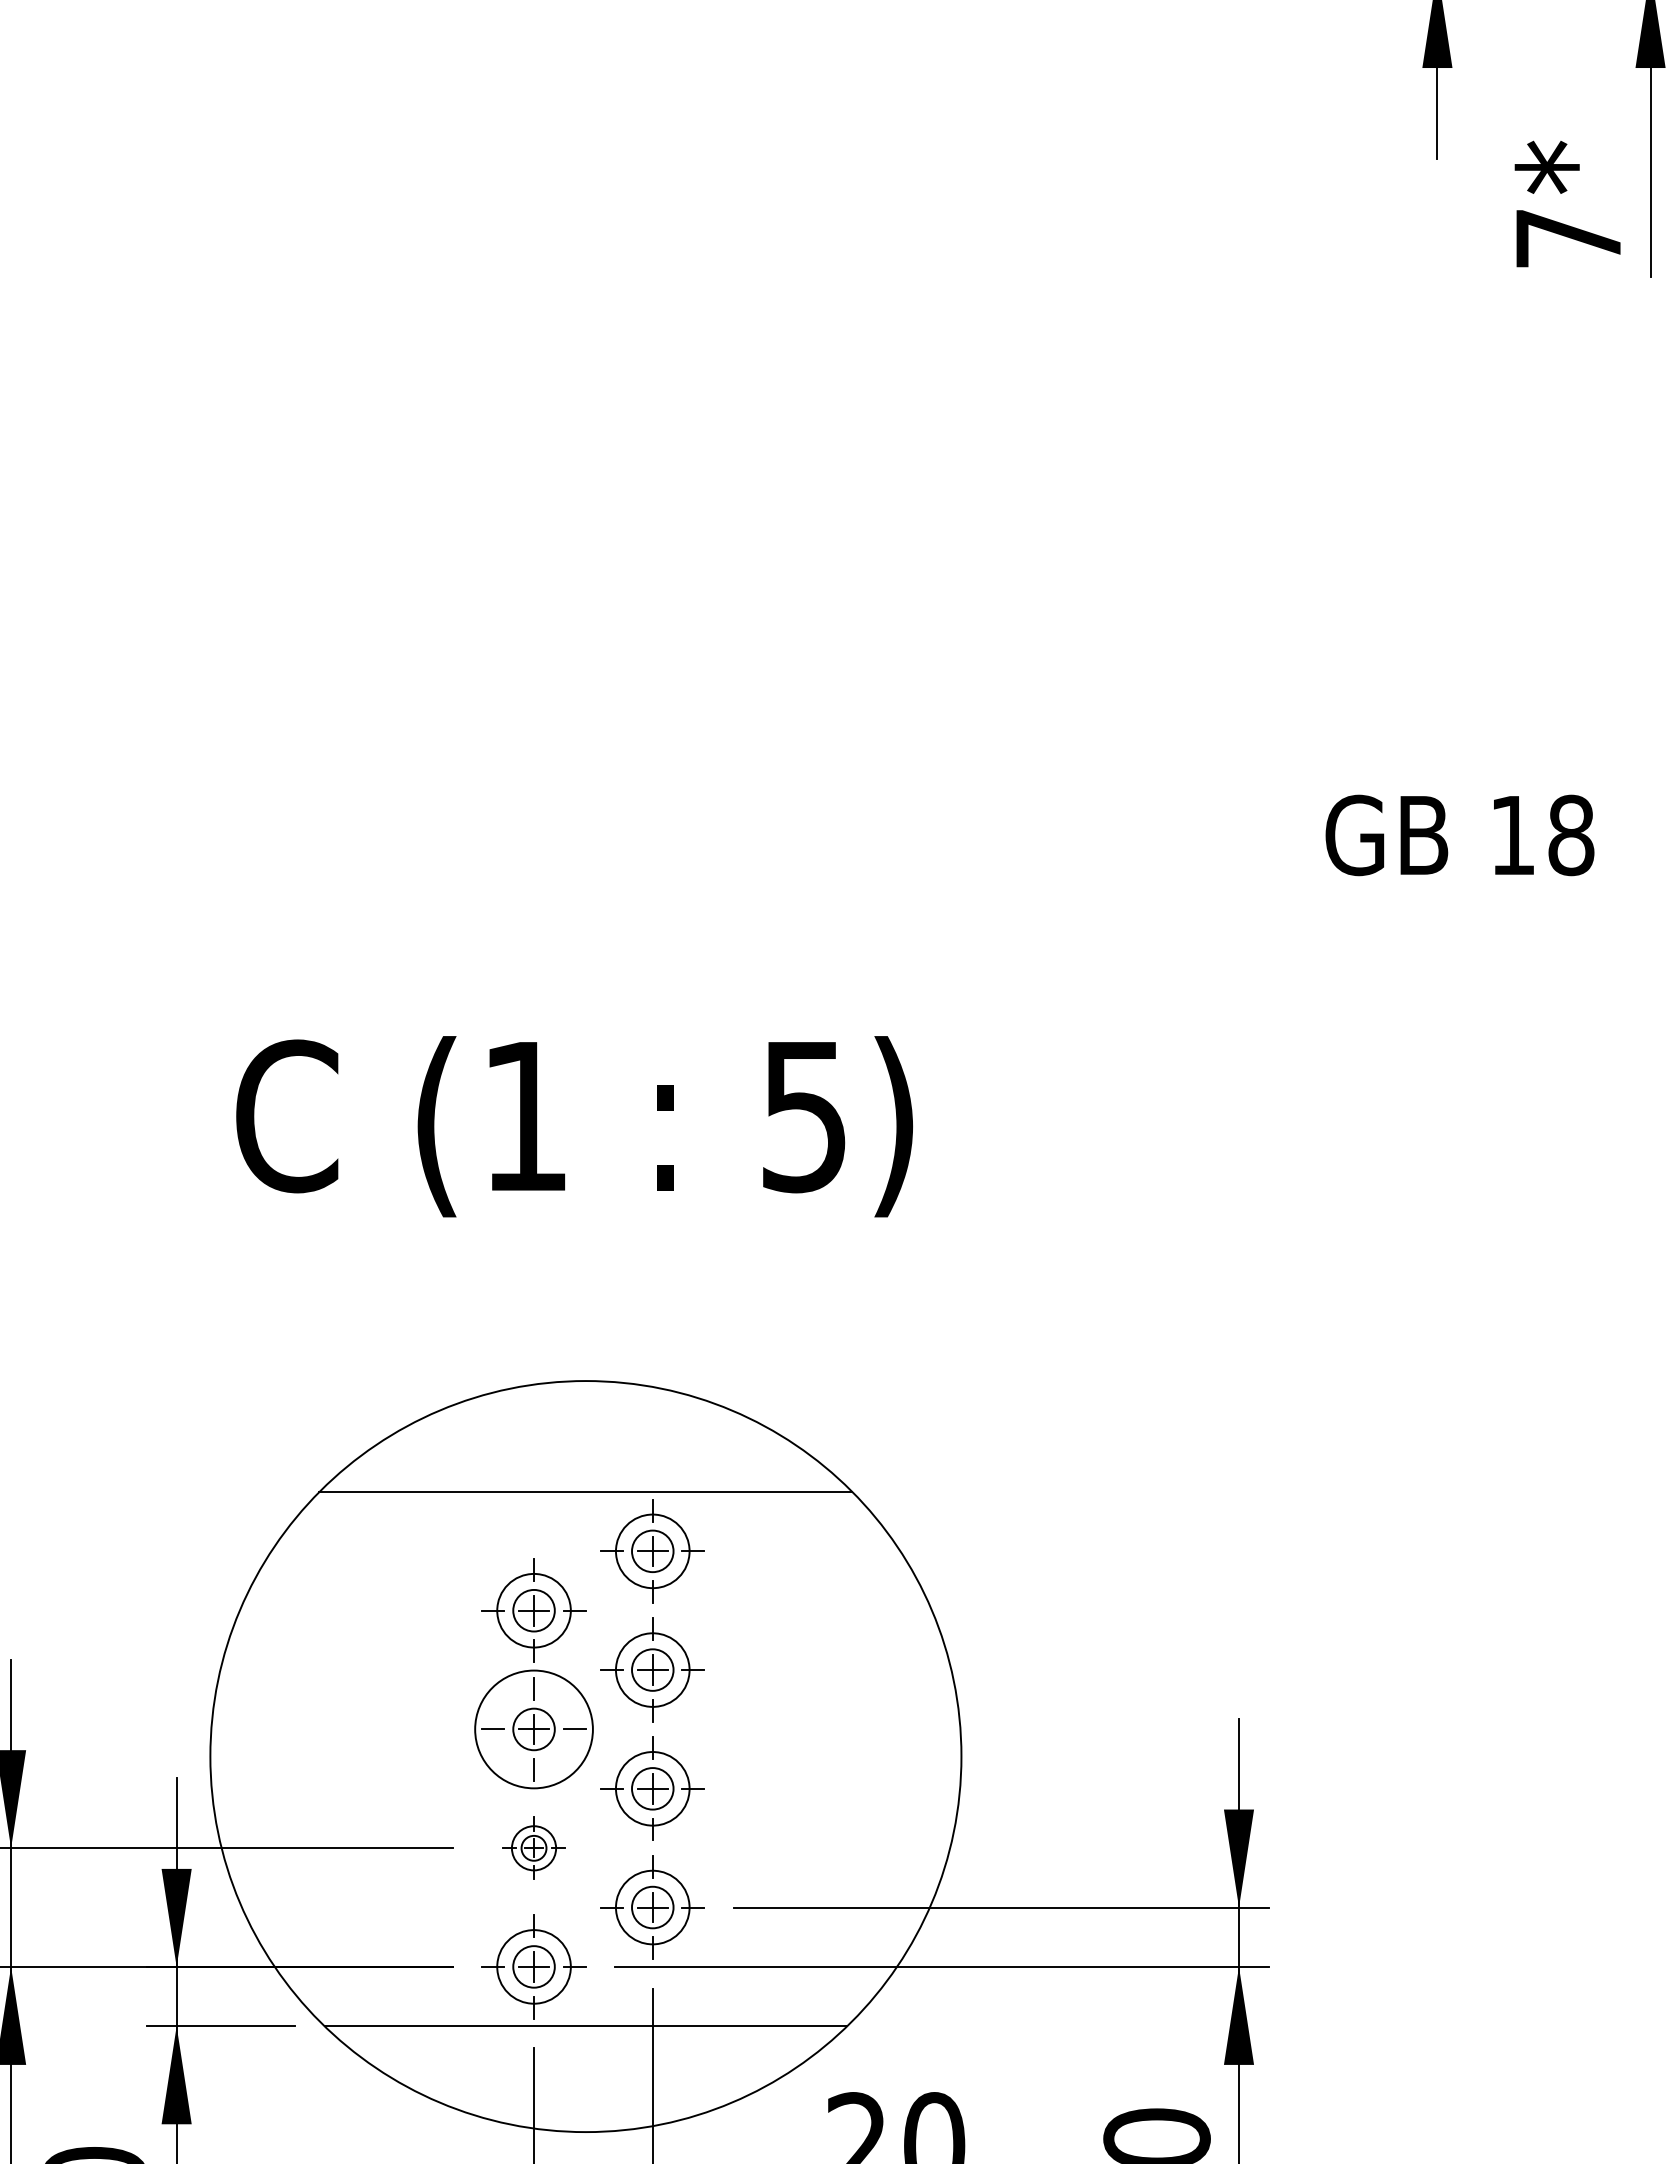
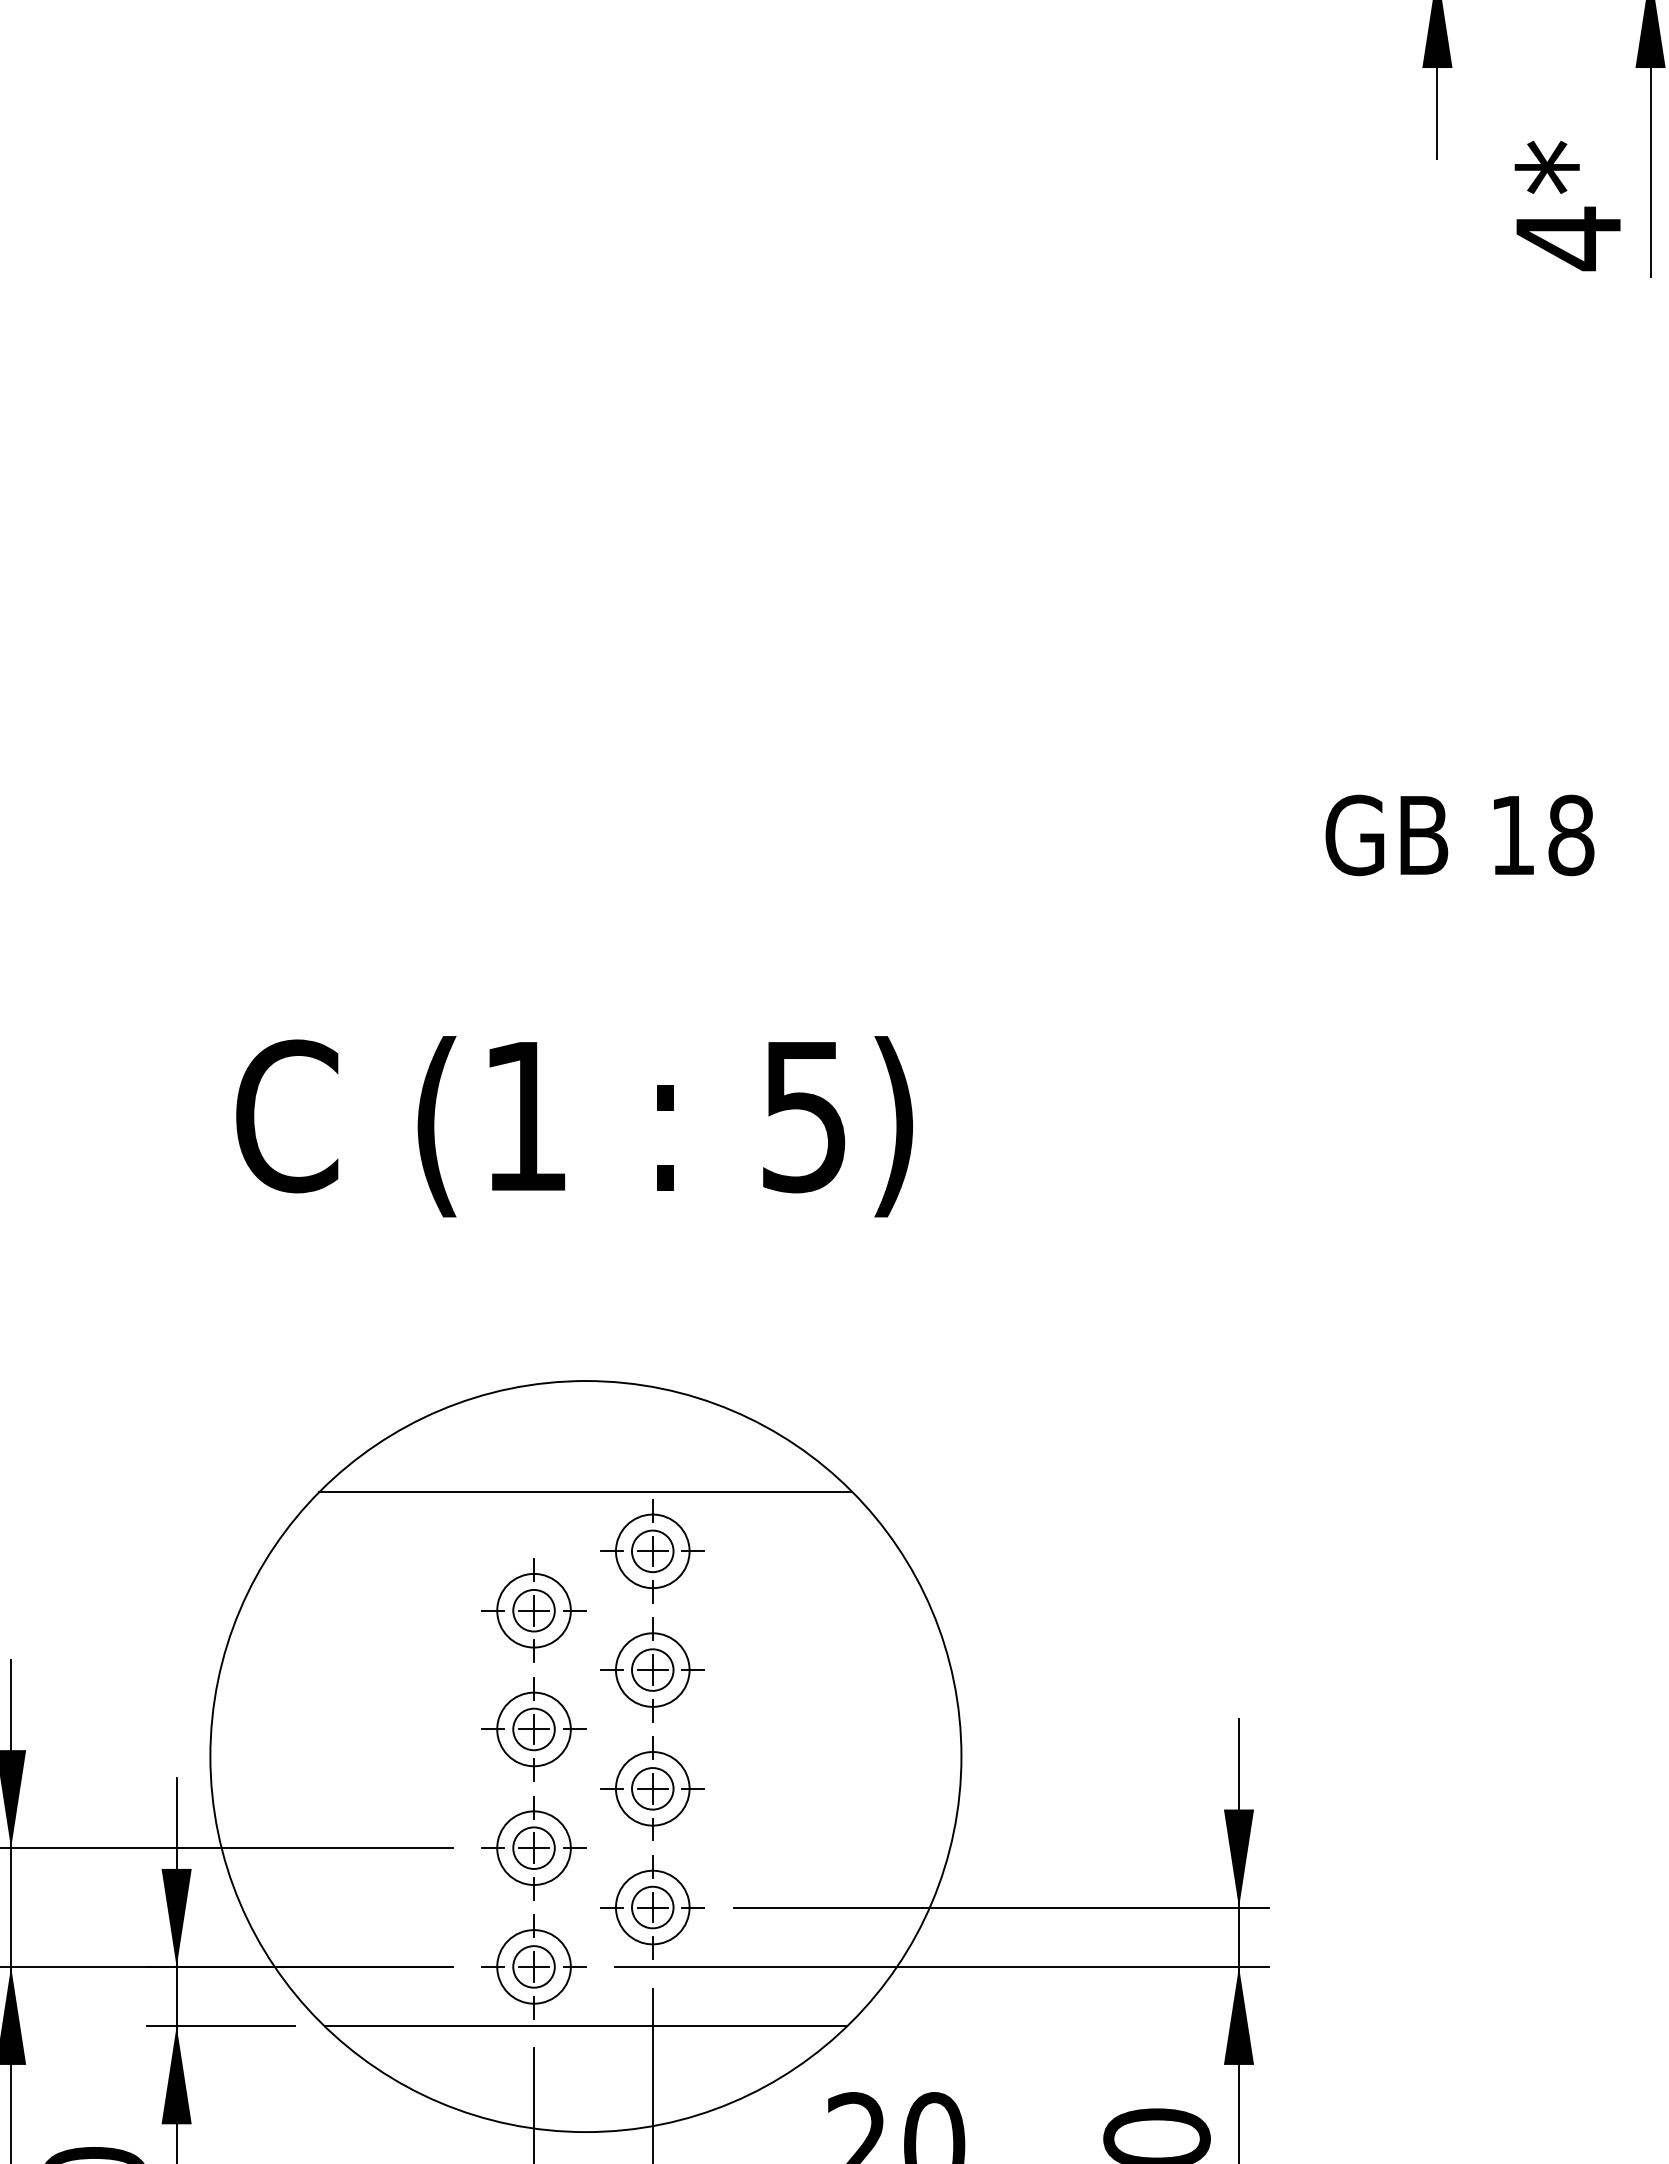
text: 7 -> 4 (1568, 238)
circle diameter: 118 px -> 74 px (533, 1729)
part size: 64x64 px -> 106x105 px (533, 1848)
